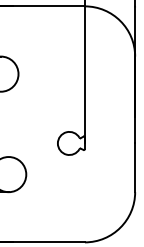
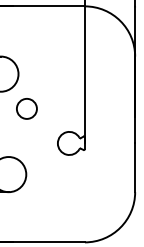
circle: none -> present (26, 108)
